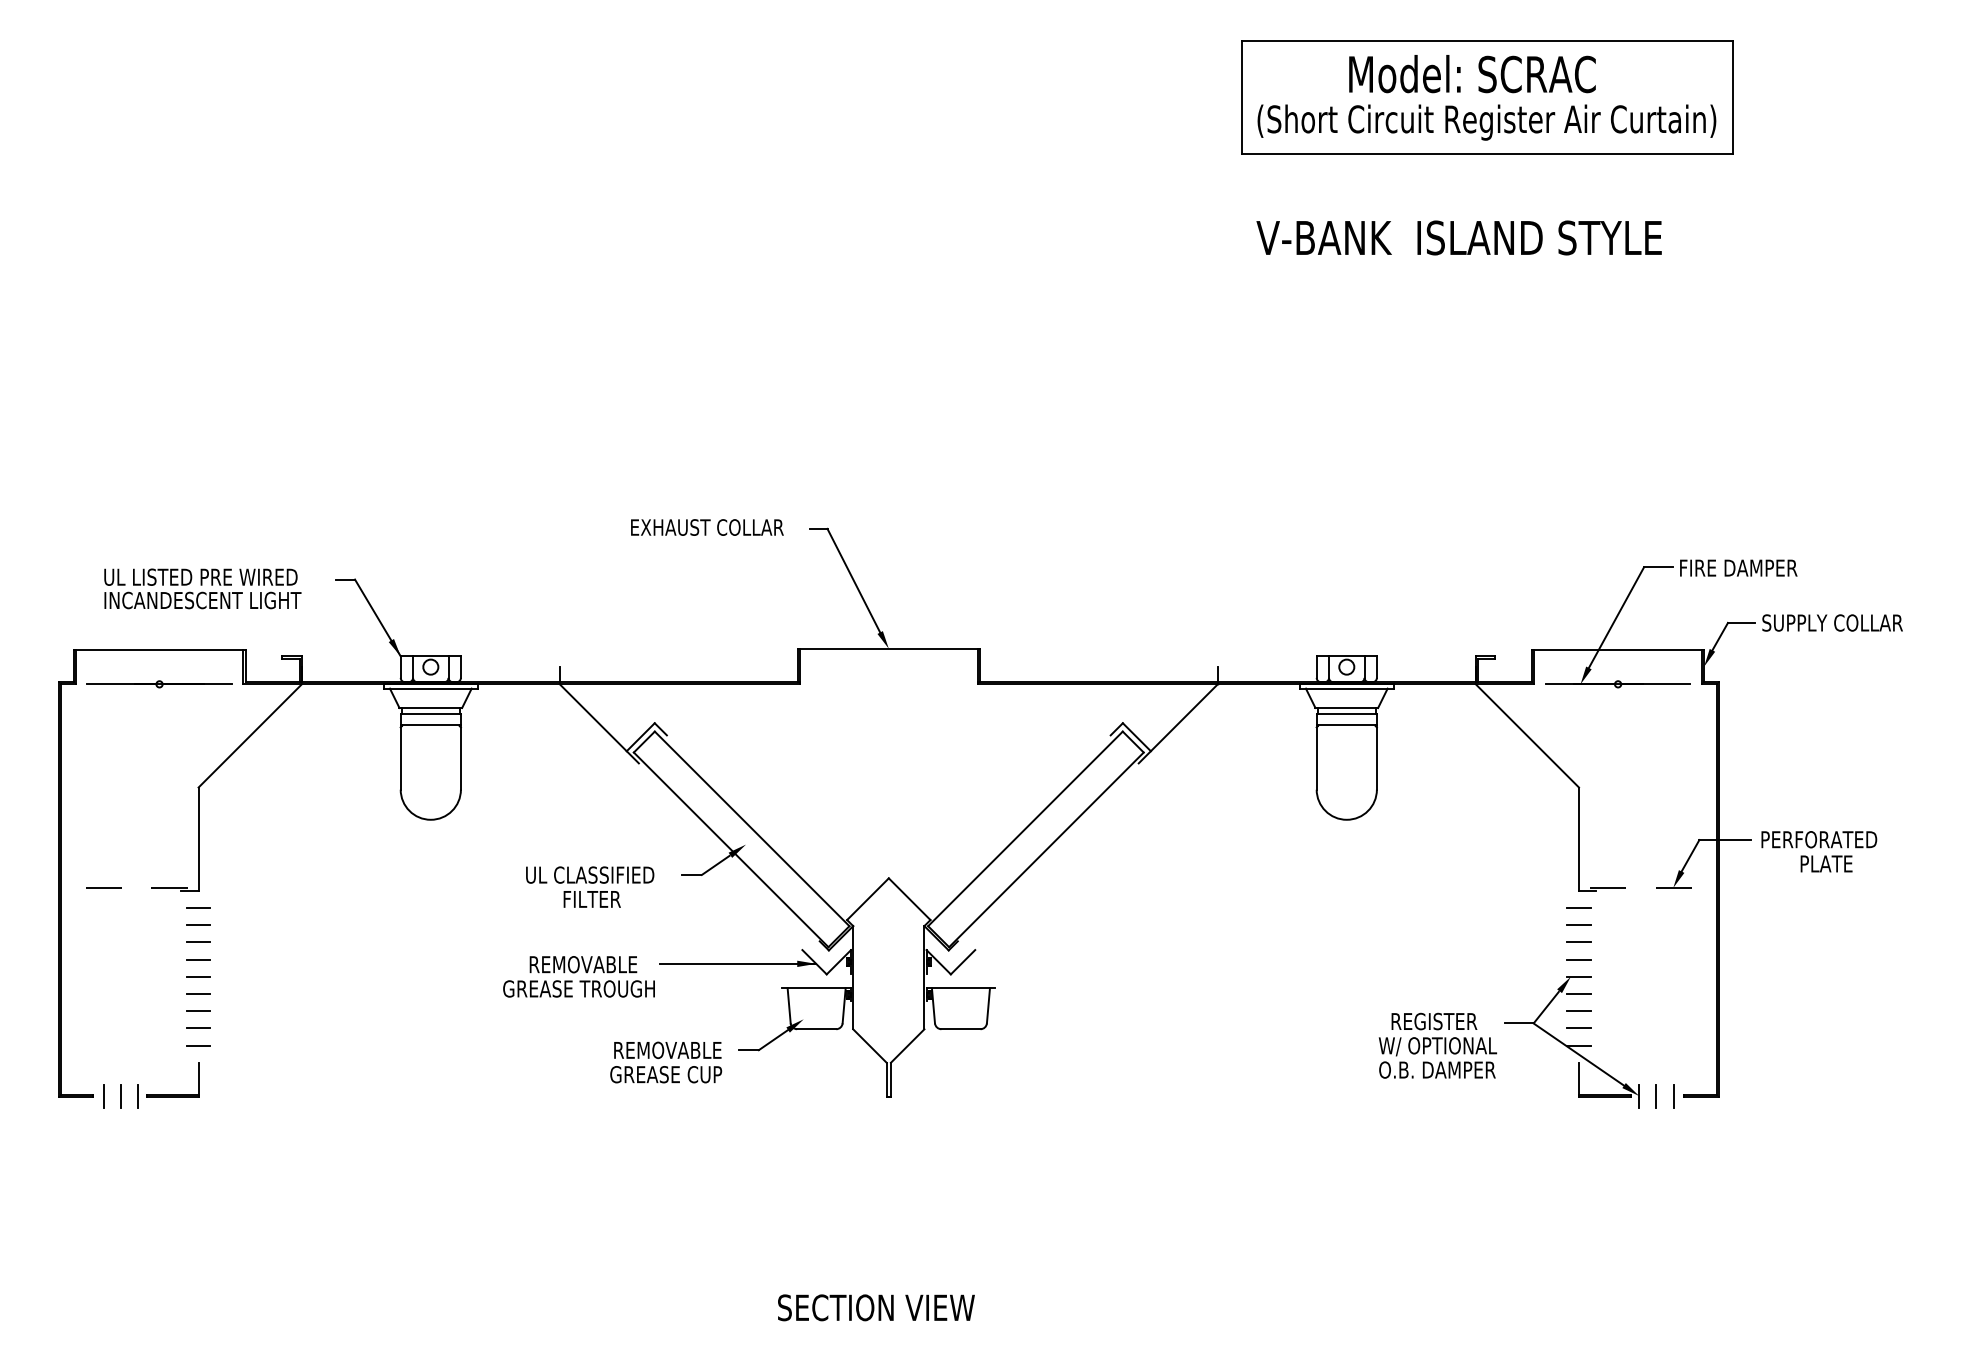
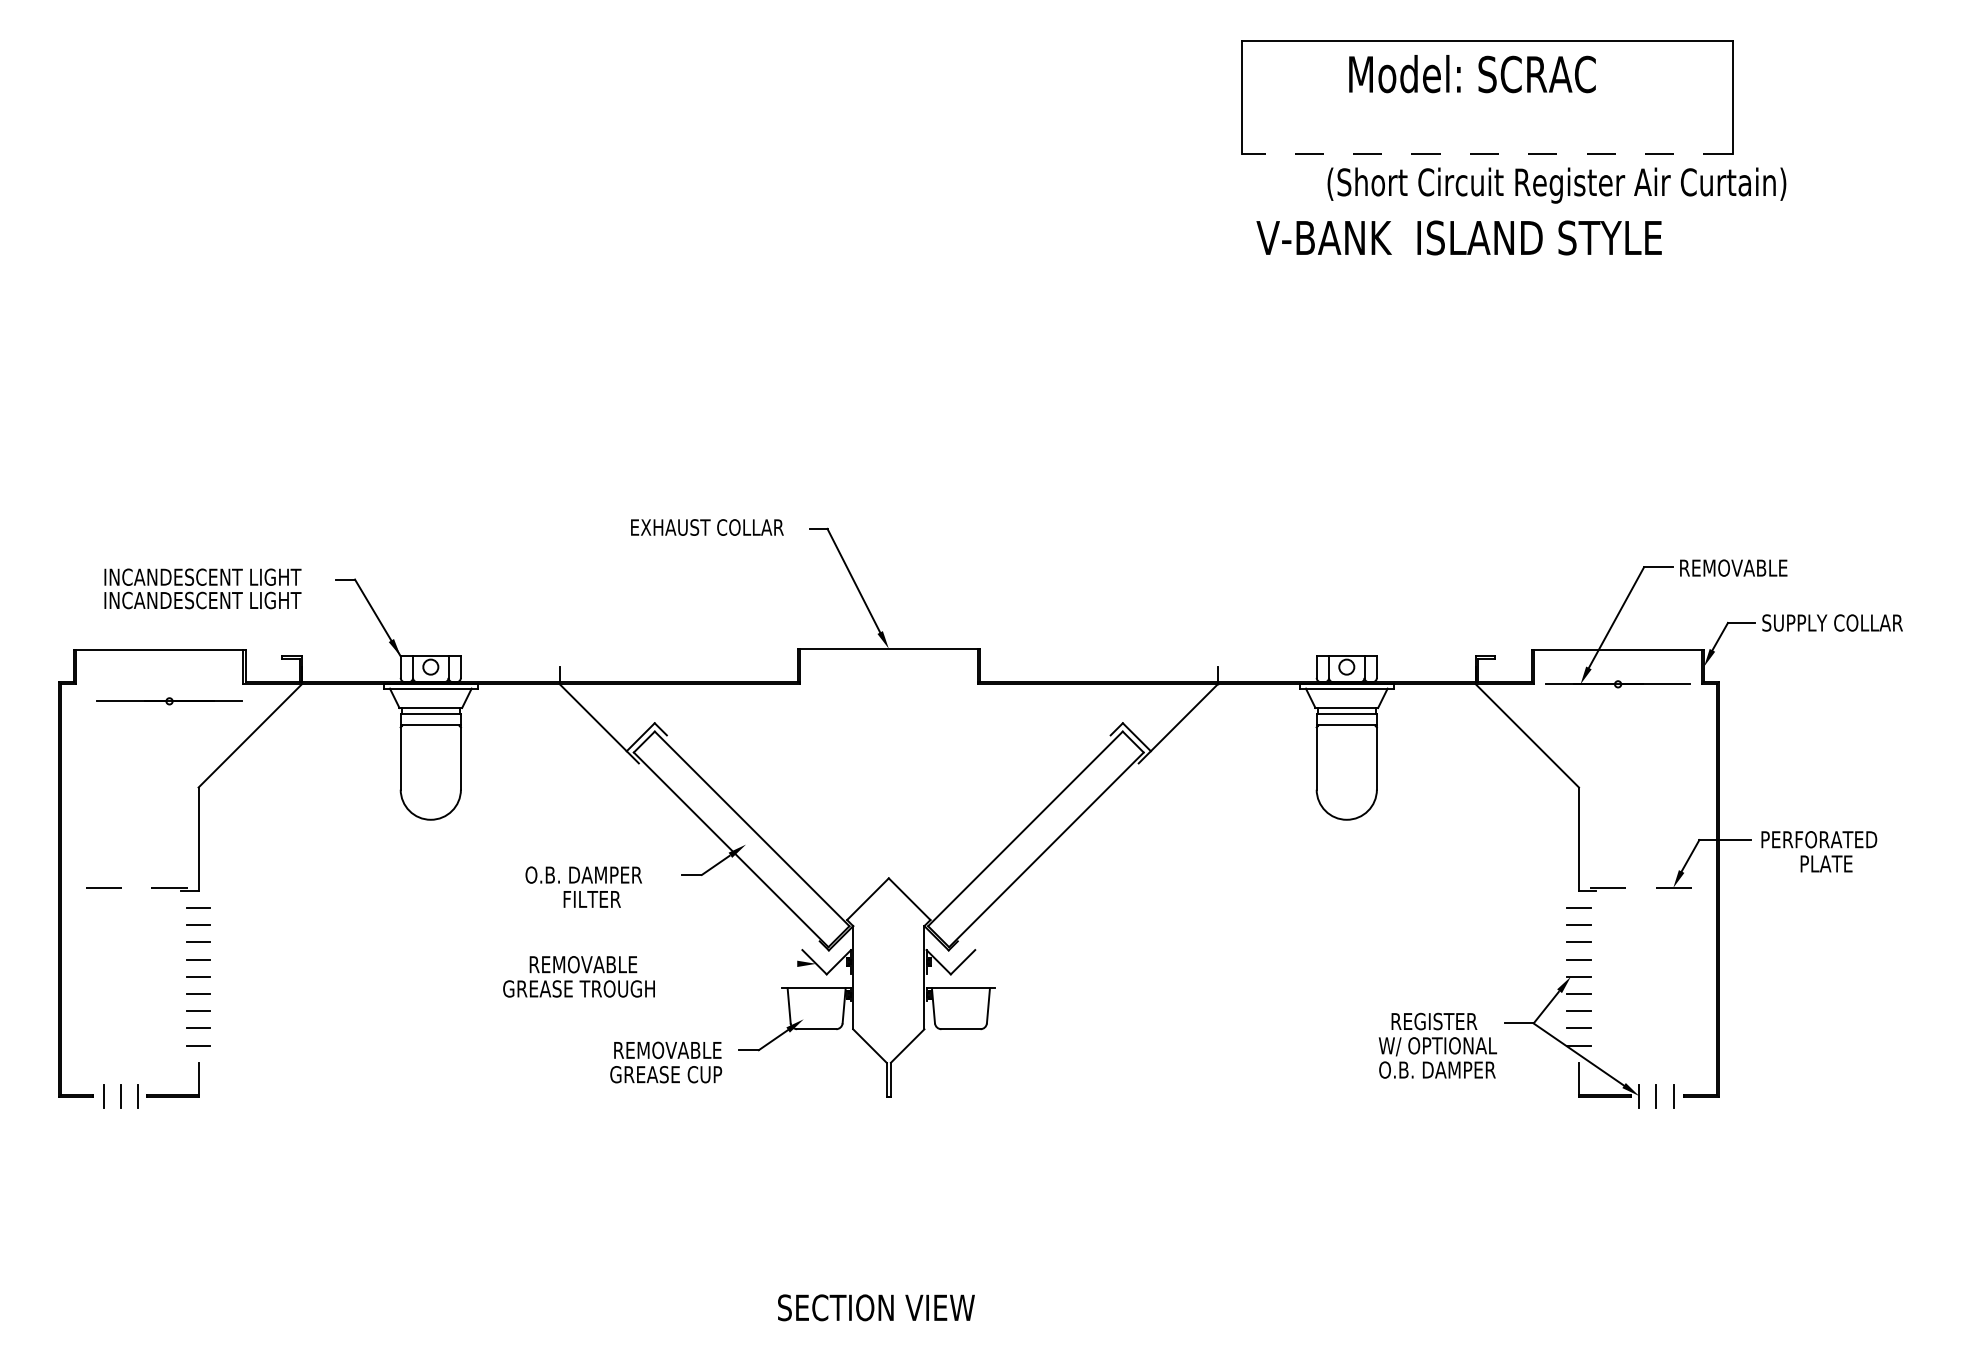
text position: (1486, 122) -> (1556, 185) (1556, 185)
line: solid -> dashed (1486, 153)
text: FIRE DAMPER -> REMOVABLE (1739, 567)
text: UL LISTED PRE WIRED -> INCANDESCENT LIGHT (202, 576)
part position: (159, 684) -> (169, 701) (169, 701)
text: UL CLASSIFIED -> O.B. DAMPER (589, 874)
line: present -> none (738, 963)
